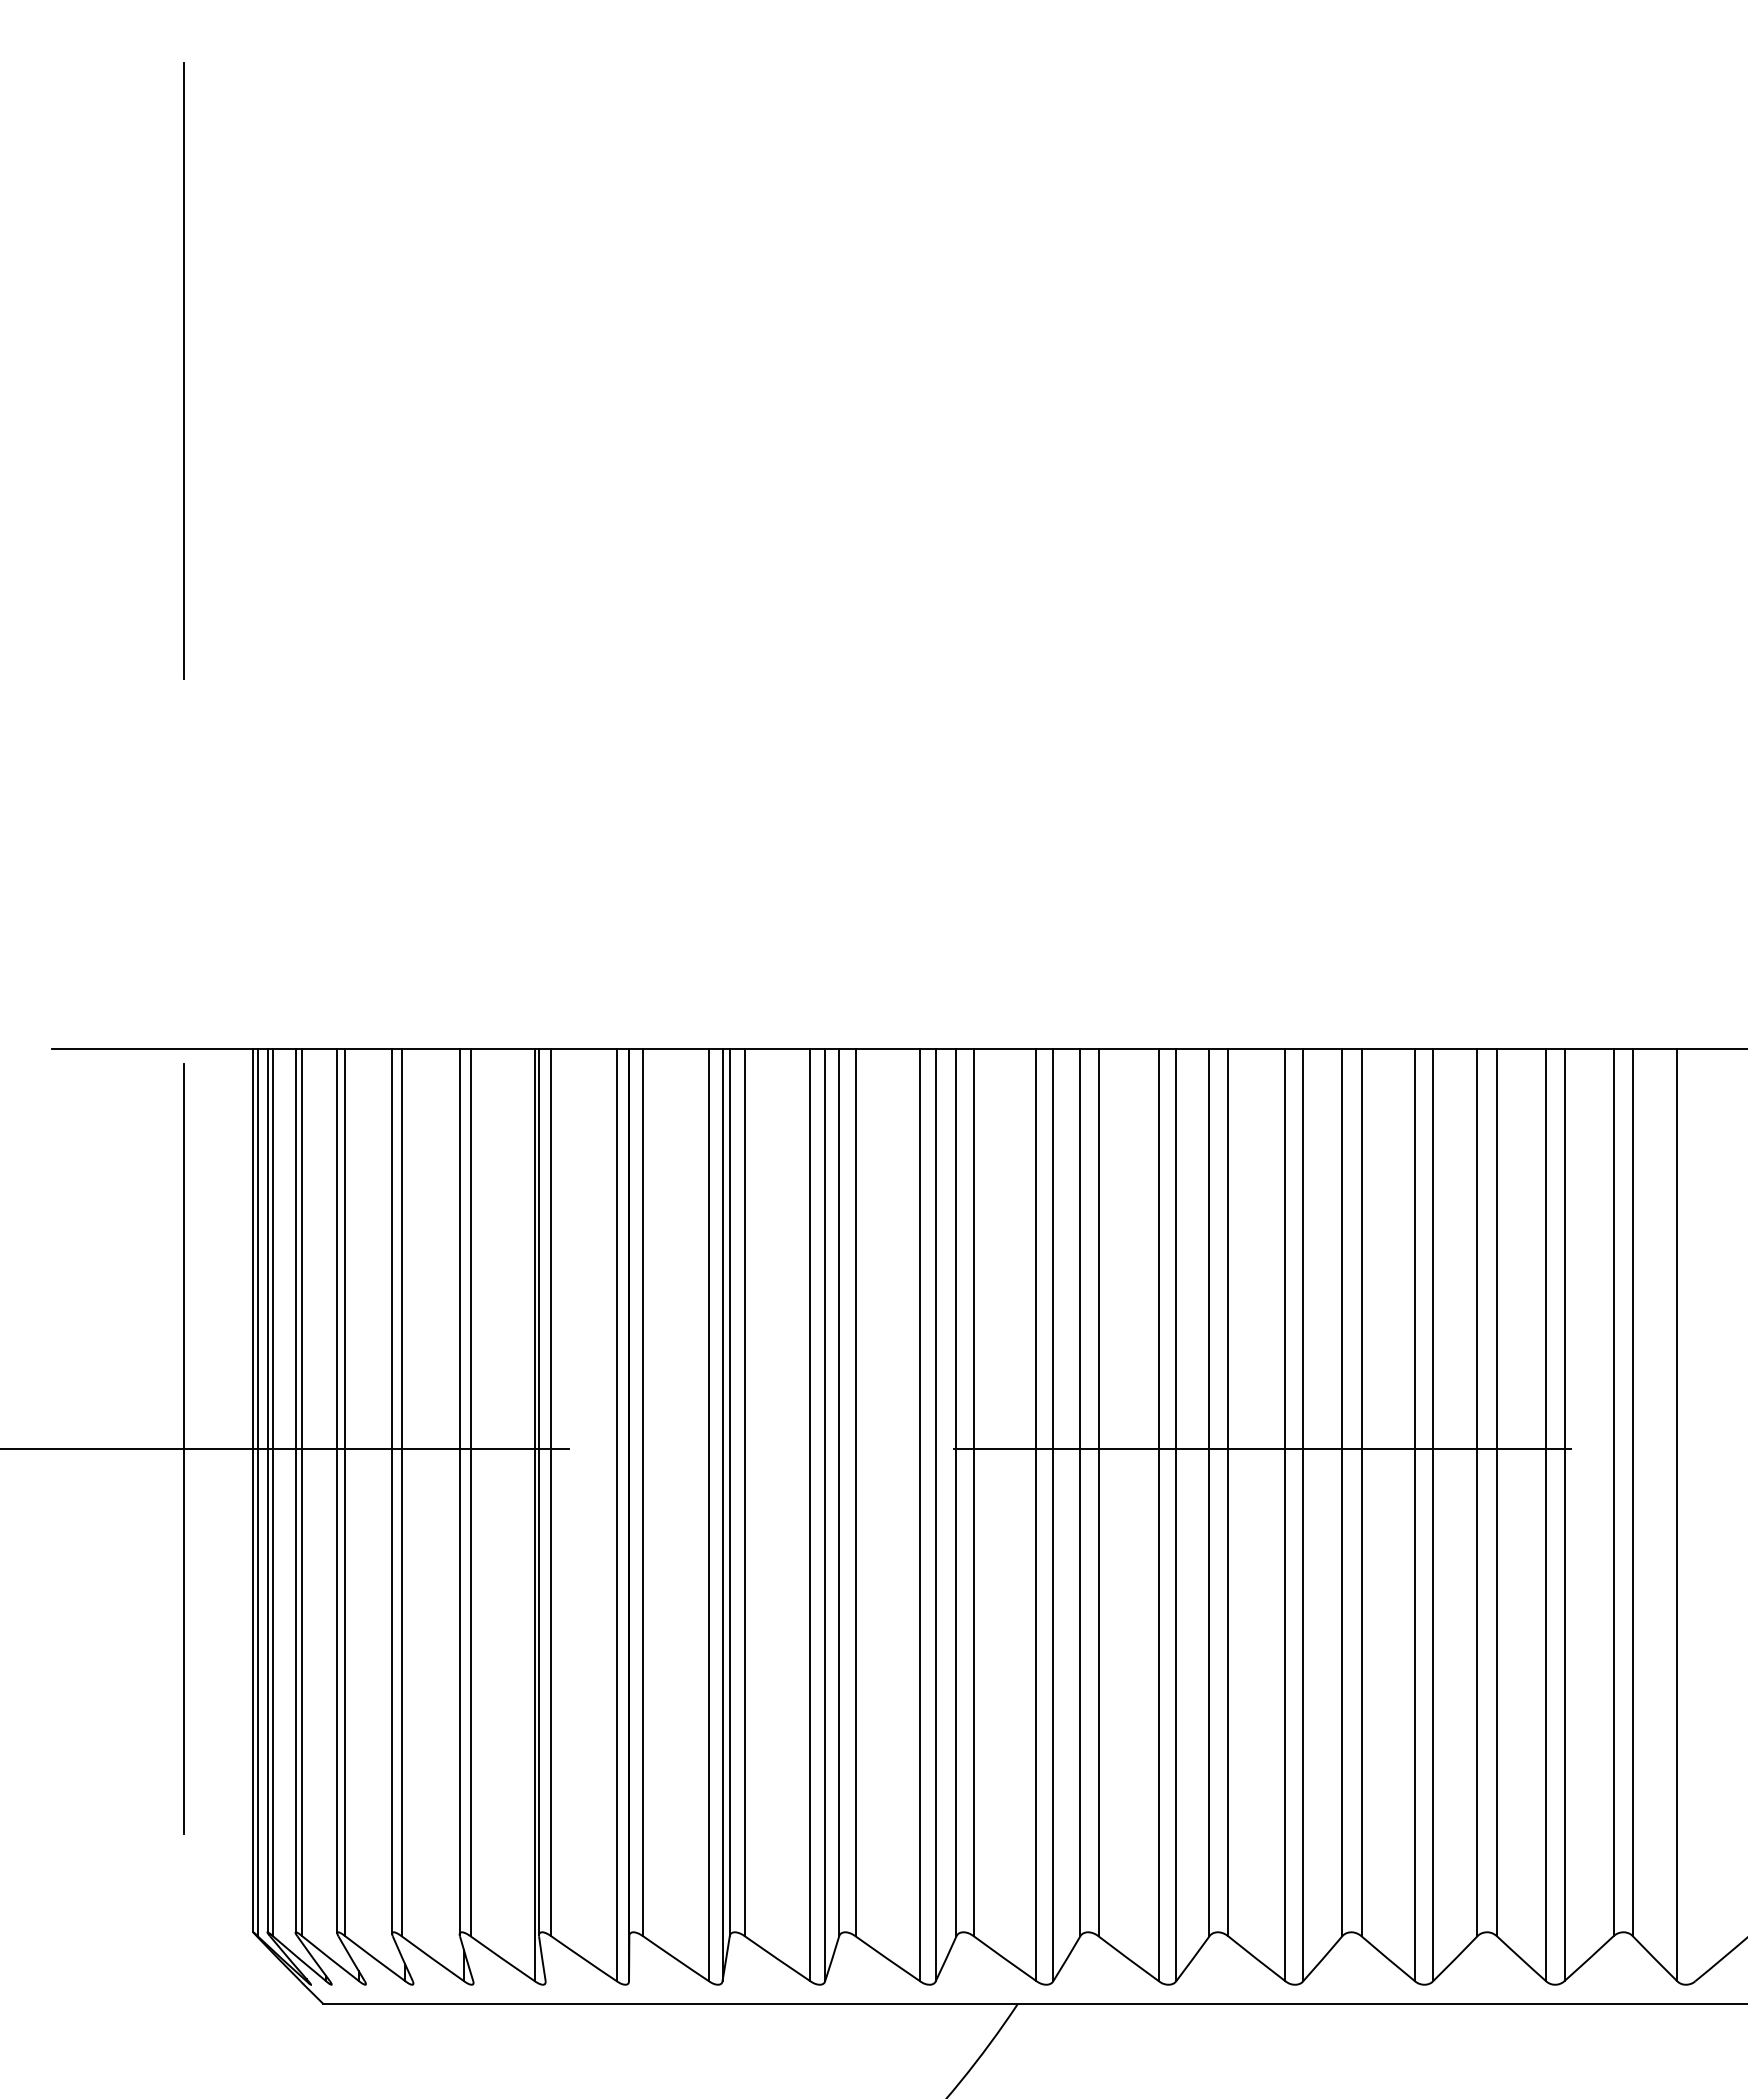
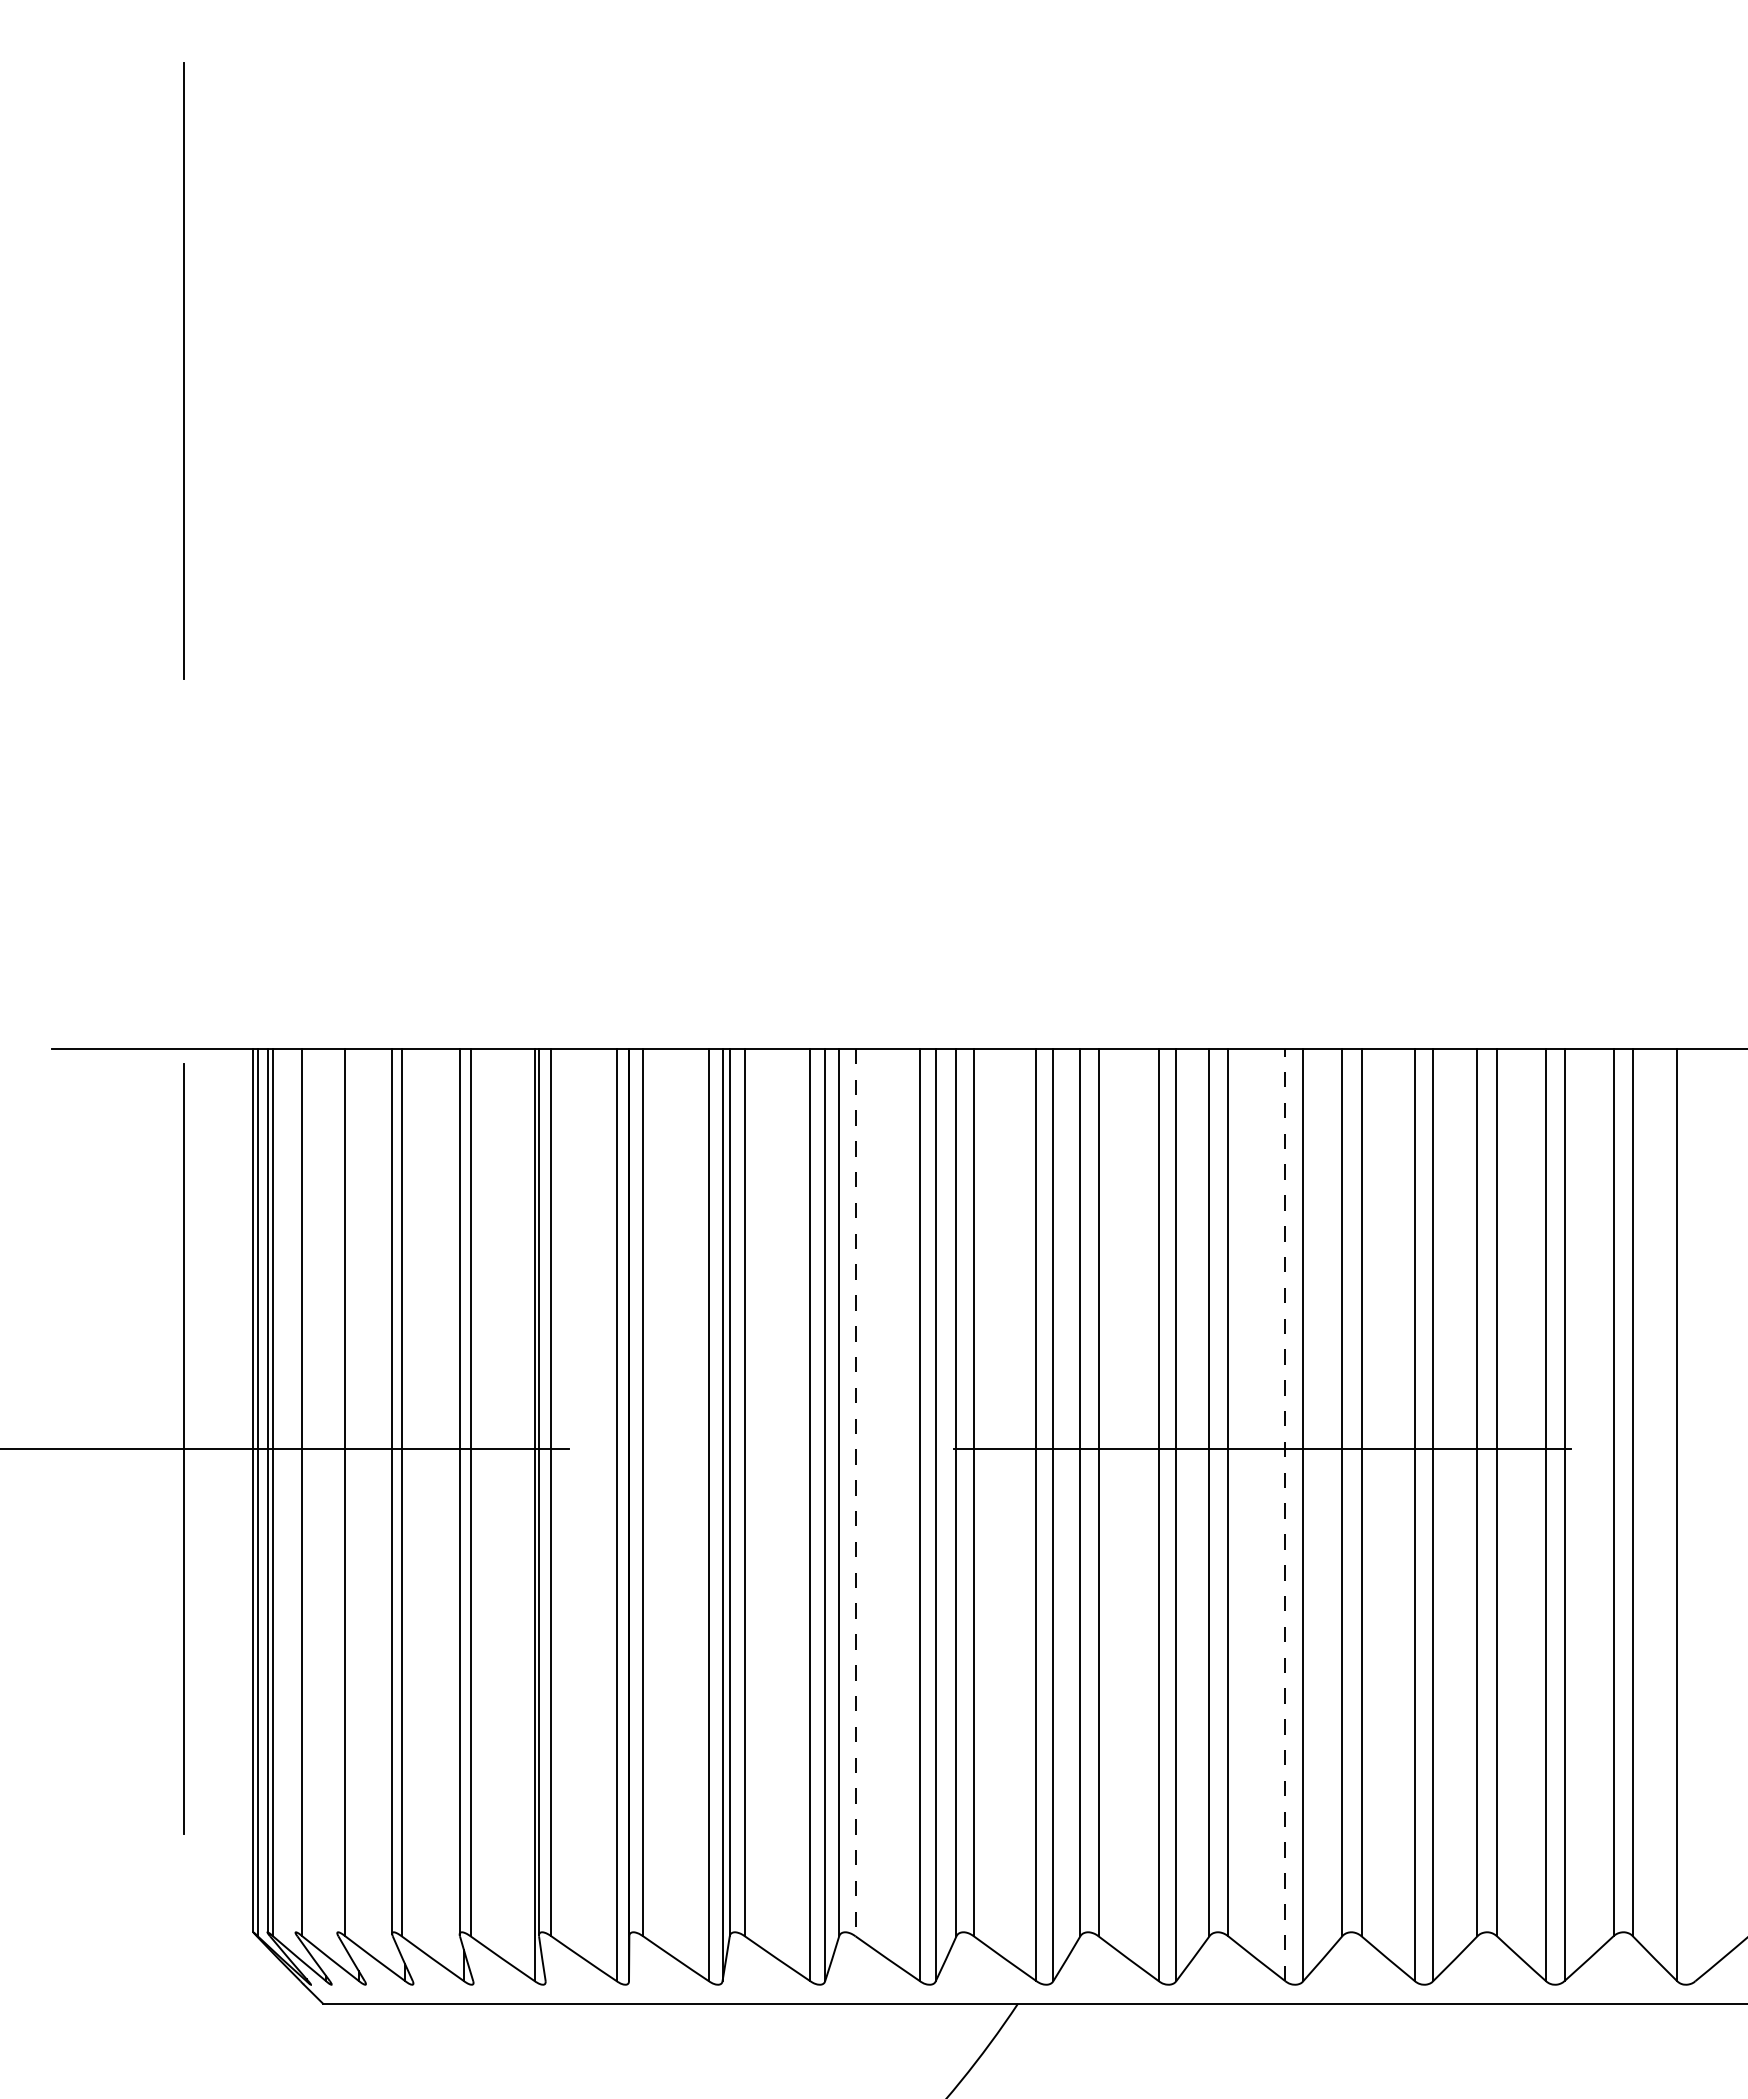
line: present -> none (295, 1490)
line: present -> none (337, 1490)
line: solid -> dashed (855, 1492)
line: solid -> dashed (1285, 1514)
